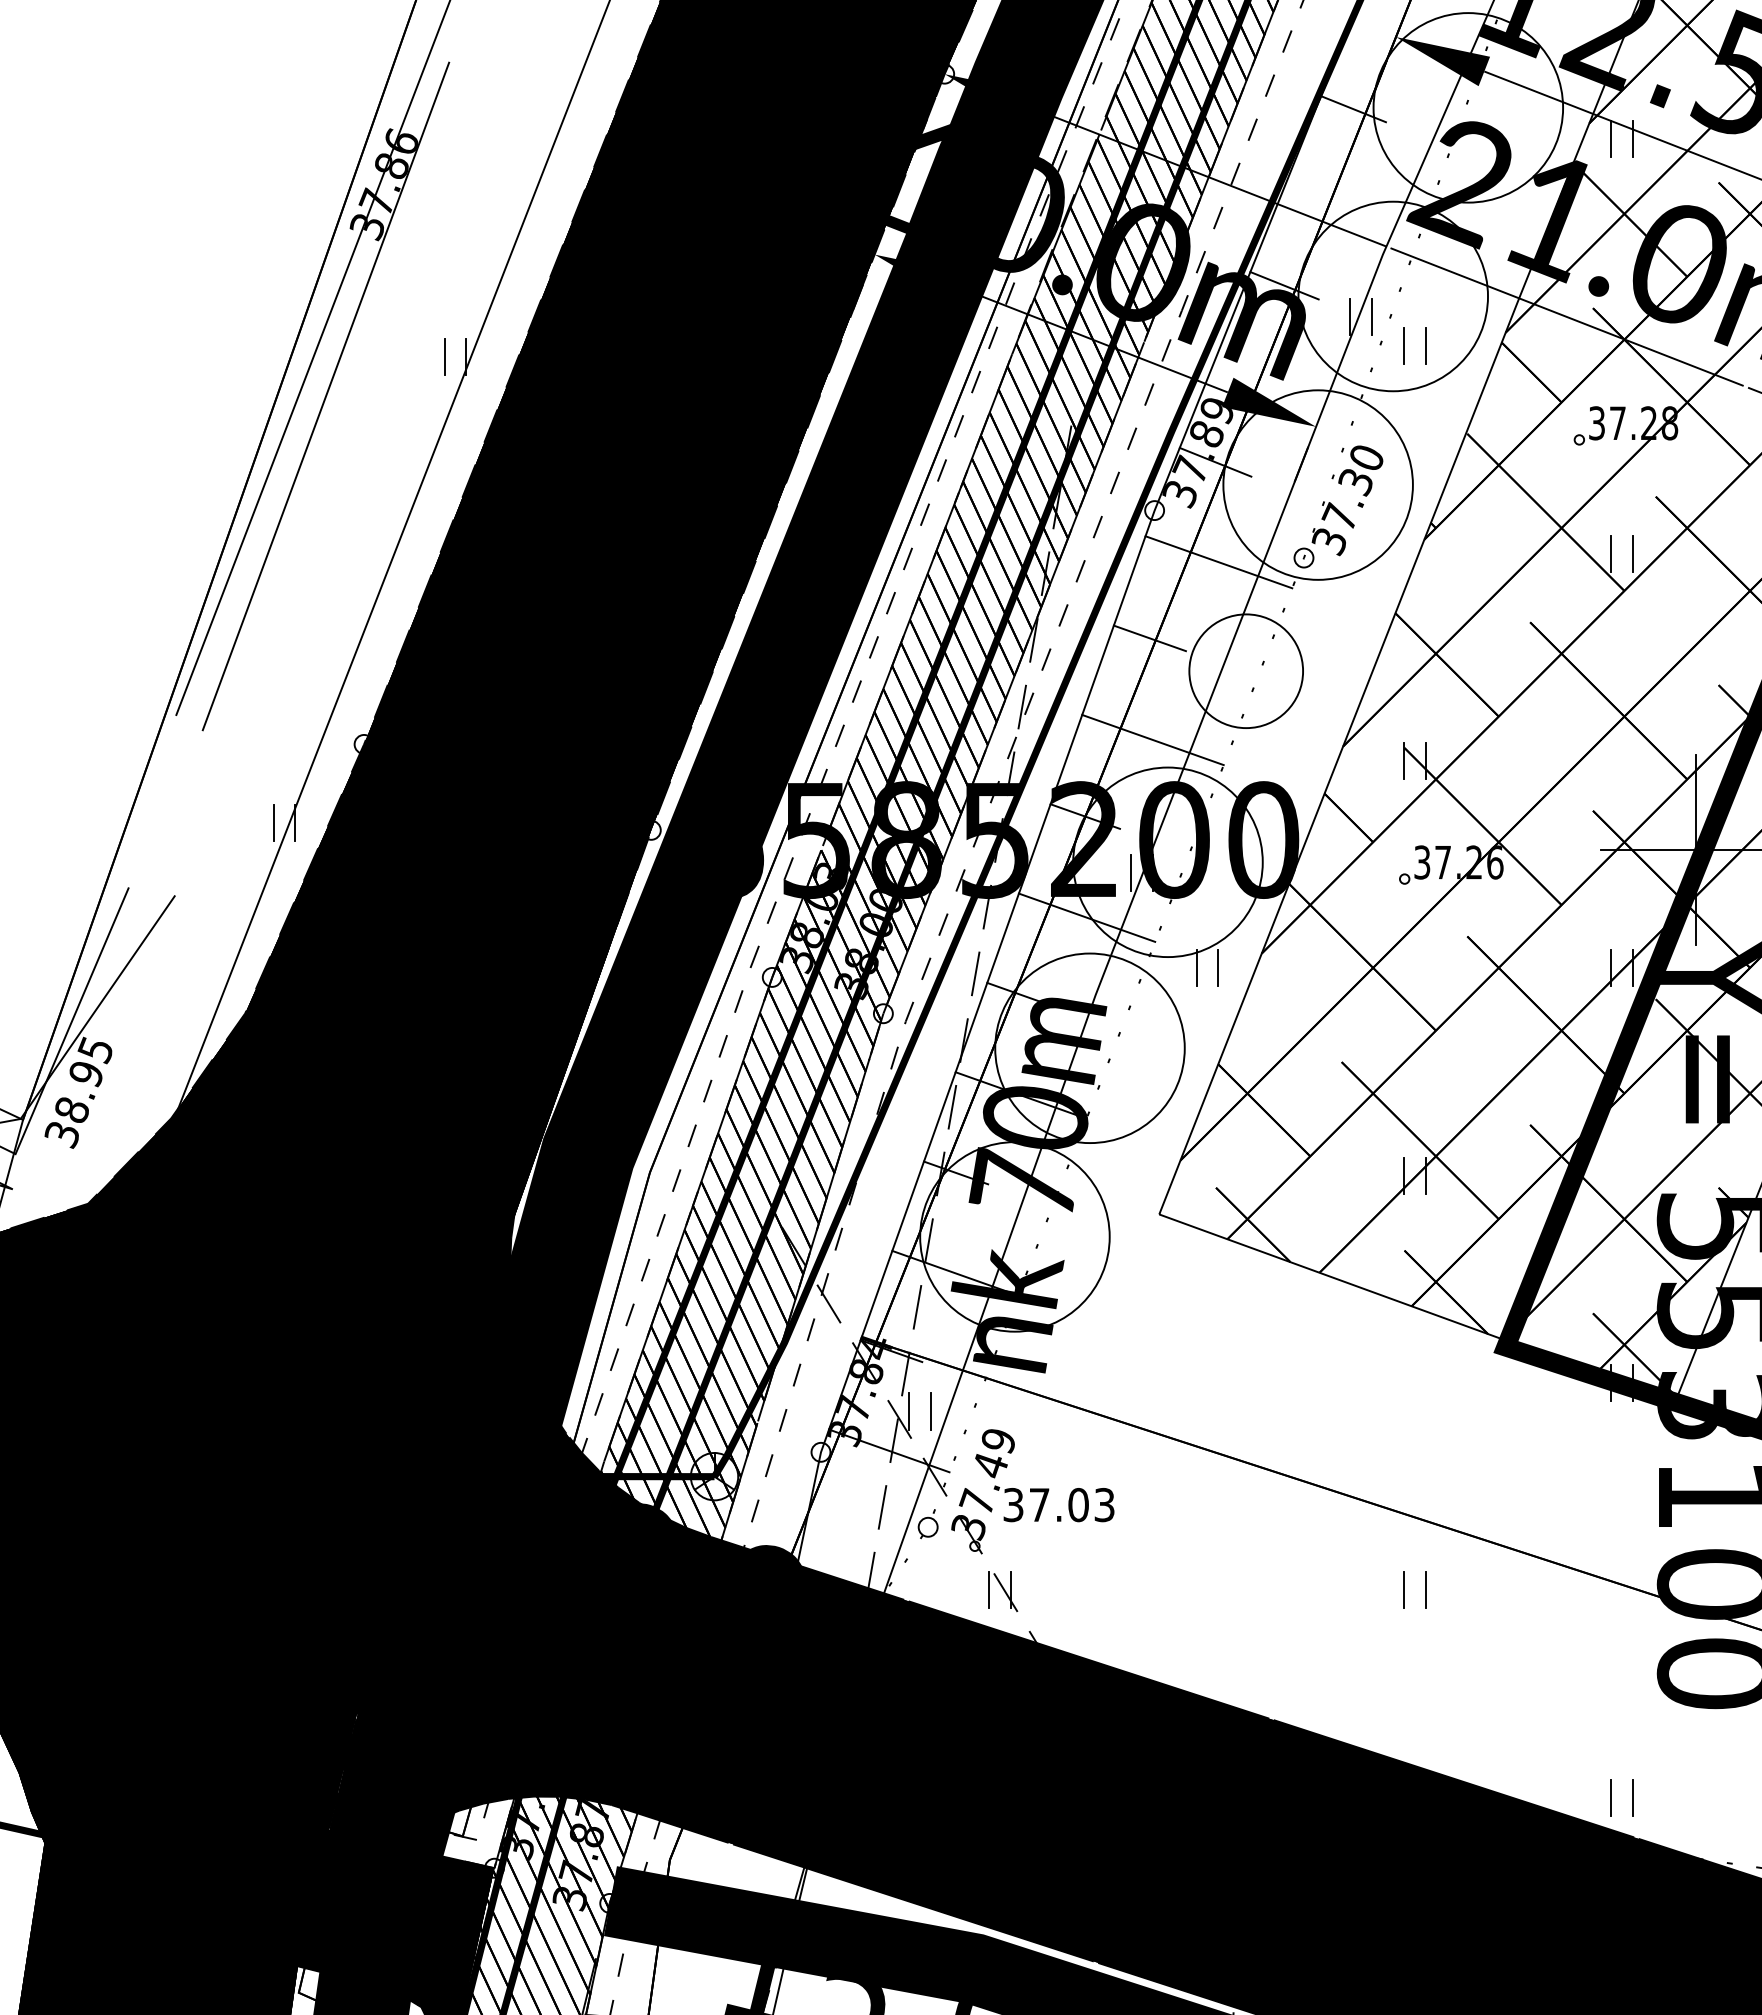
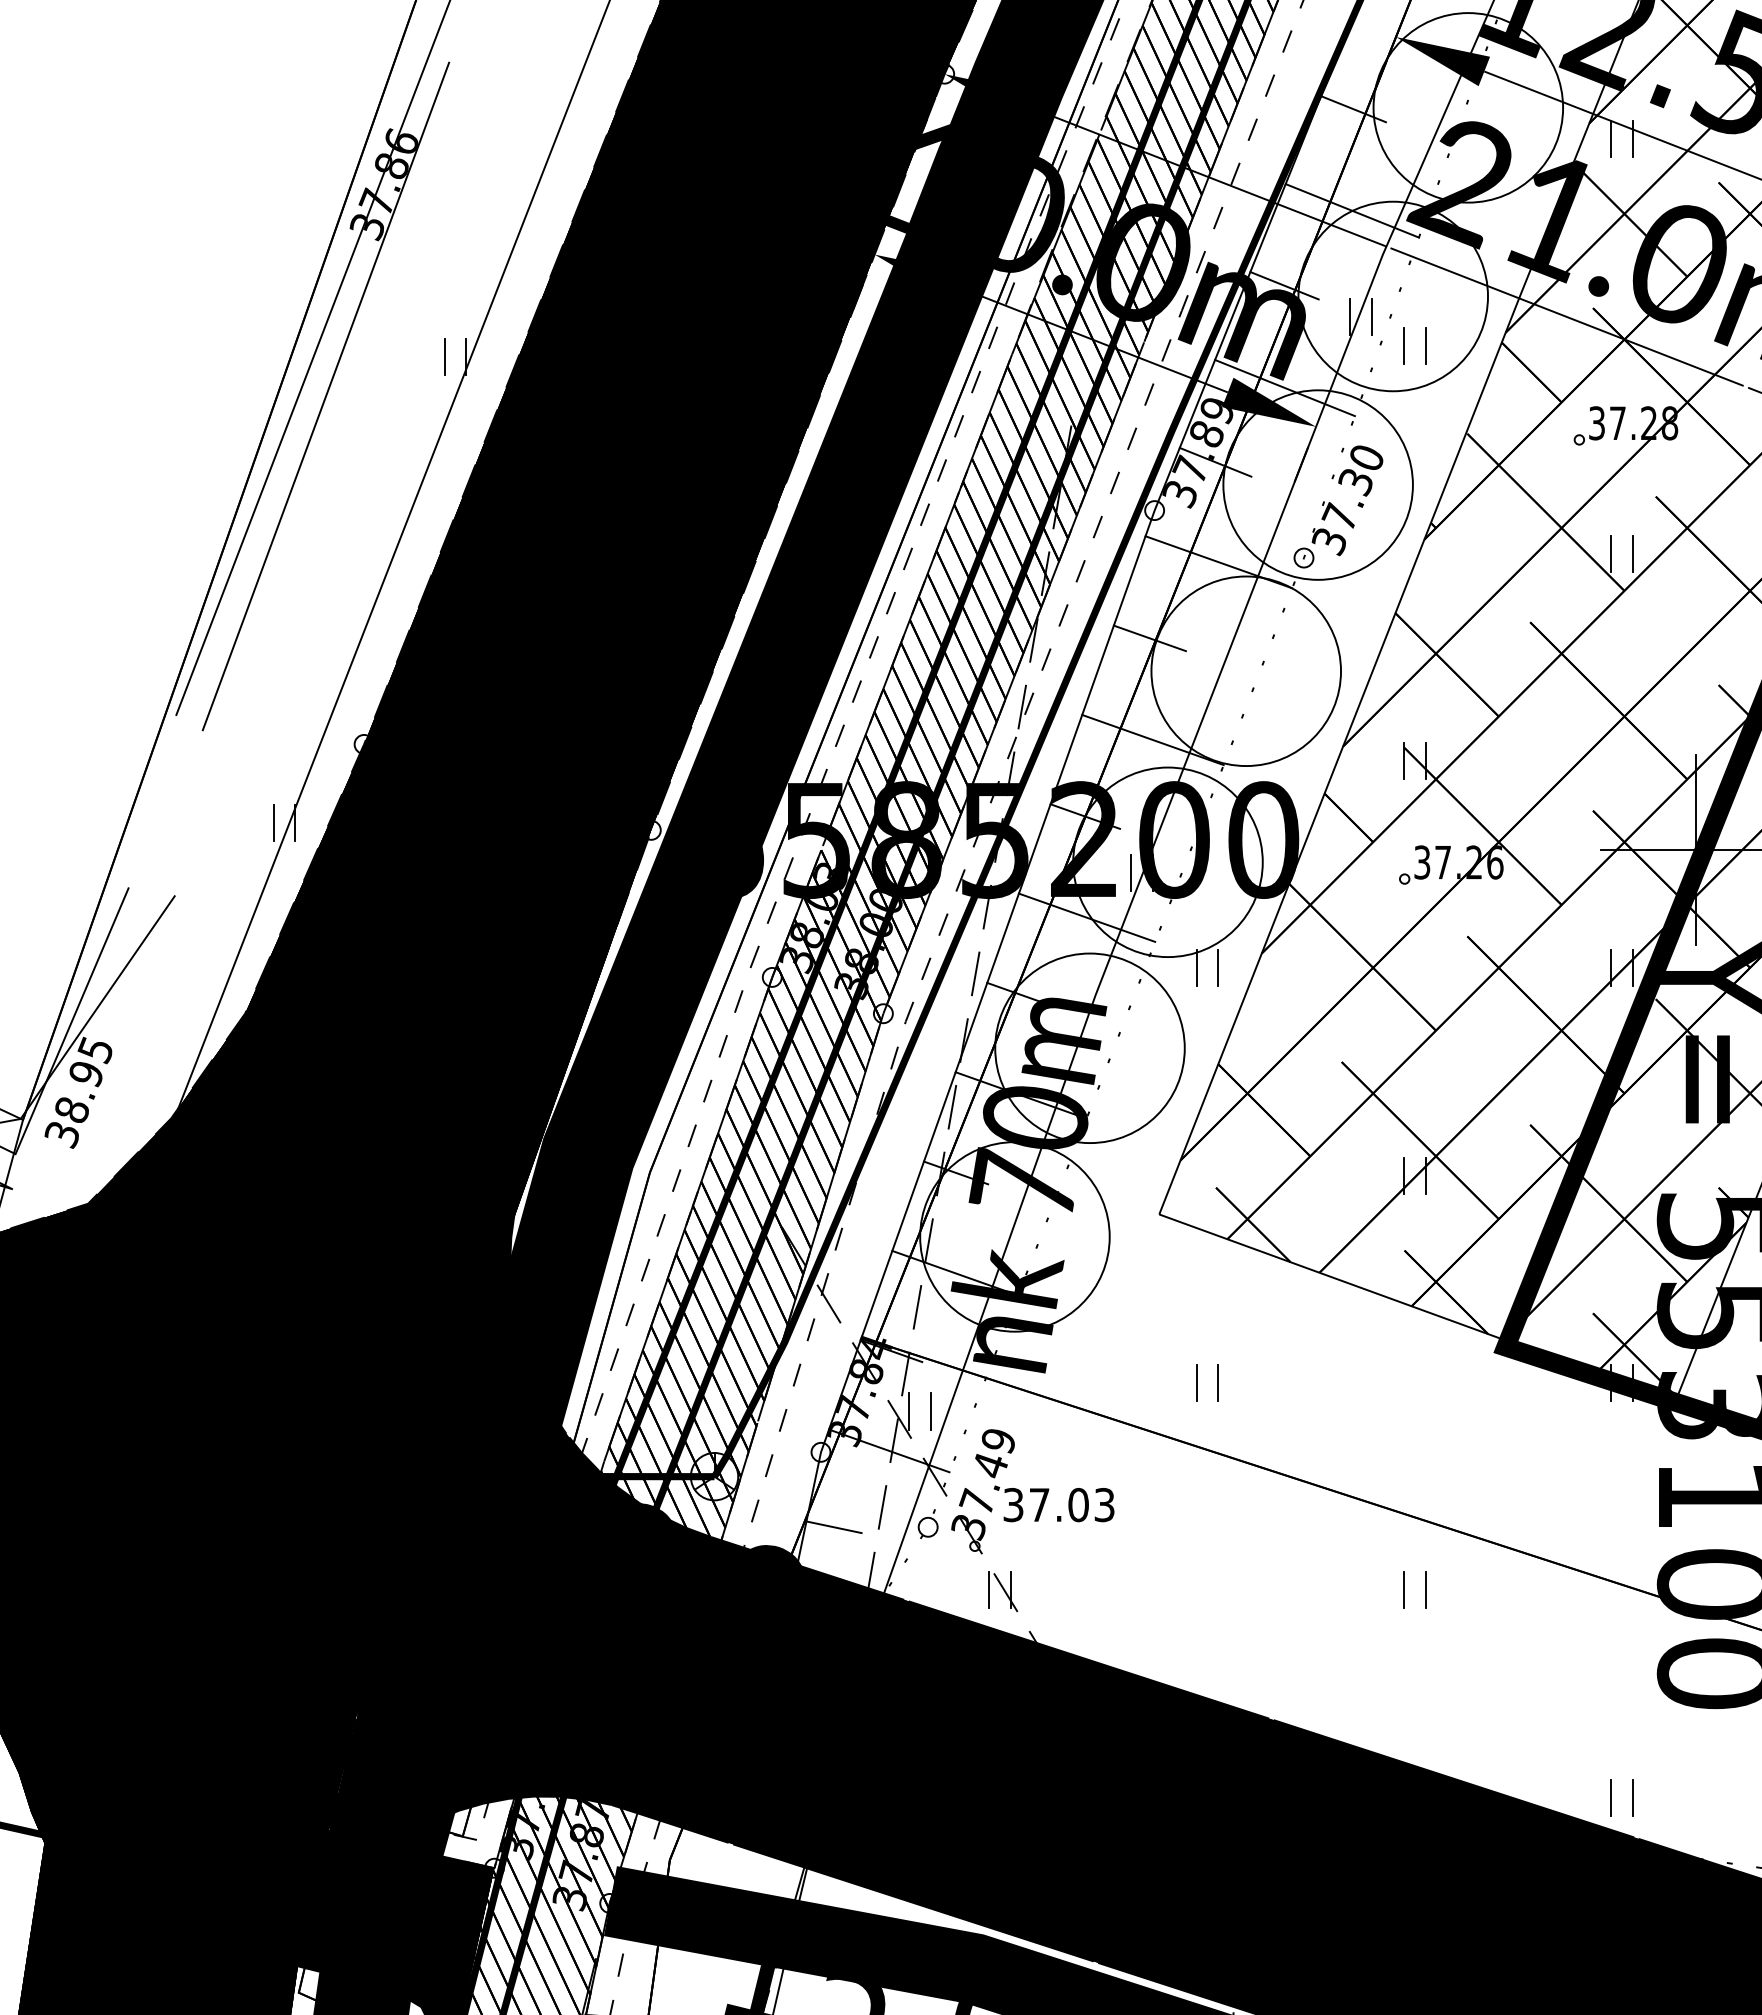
line: none -> present (1351, 210)
line: none -> present (1284, 388)
circle diameter: 114 px -> 190 px (1246, 671)
part: none -> present (1197, 1382)
line: none -> present (833, 1527)
